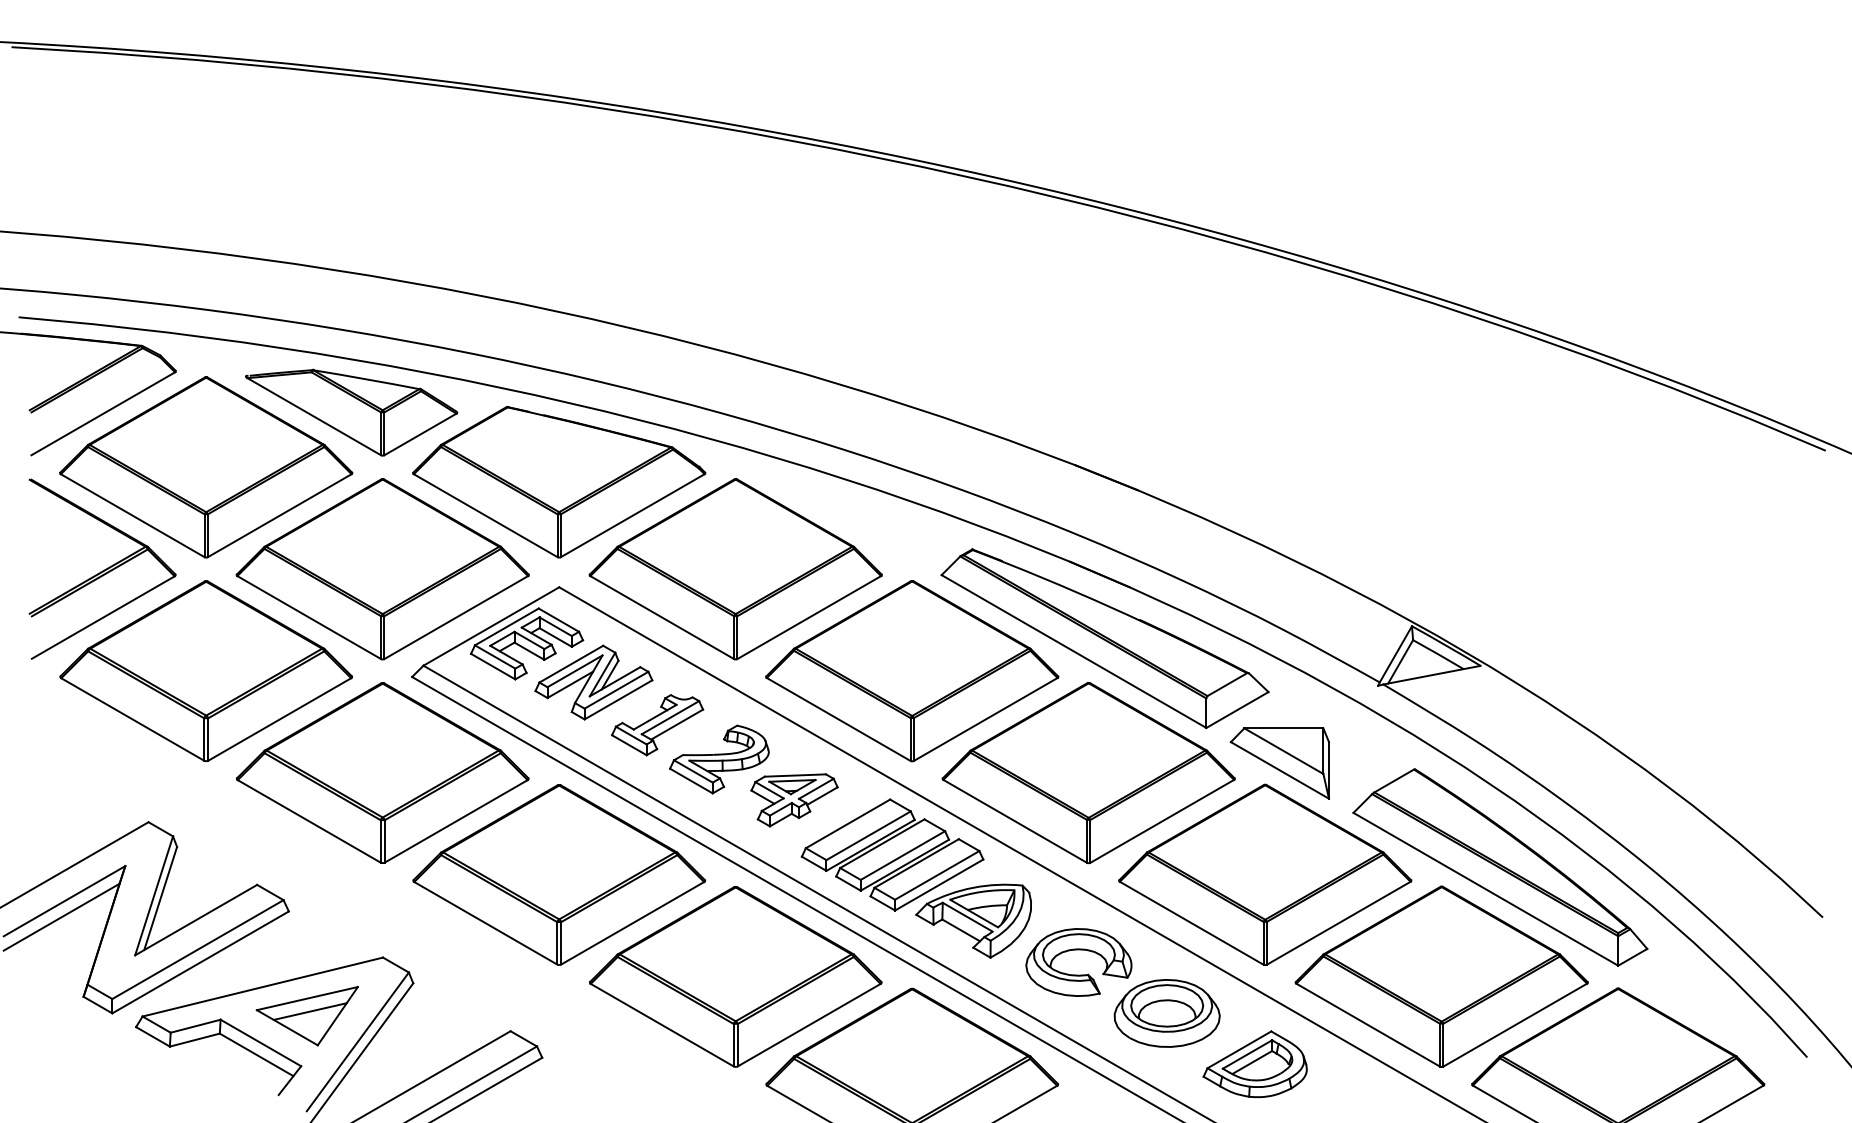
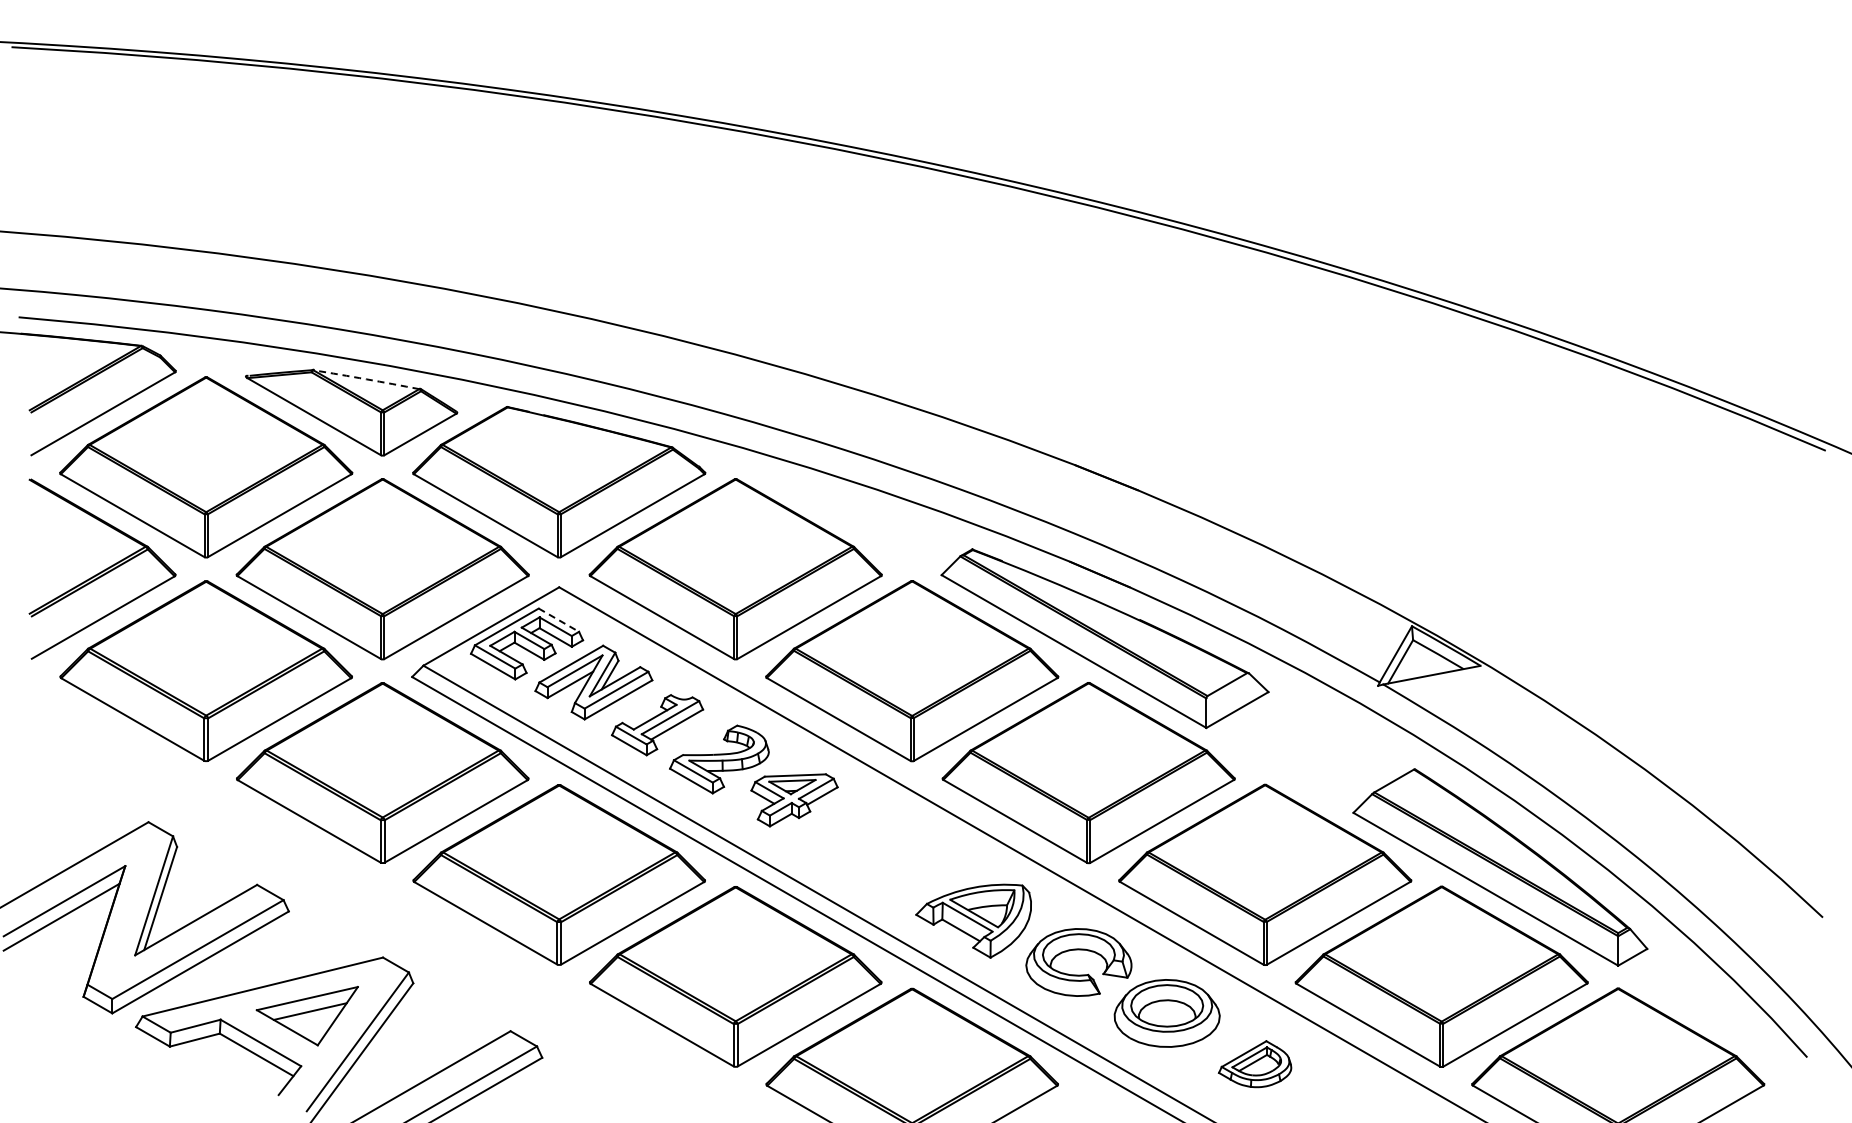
arc: solid -> dashed (366, 379)
line: solid -> dashed (559, 620)
part: present -> none (1279, 763)
part: present -> none (892, 854)
part size: 106x68 px -> 76x49 px (1254, 1064)
